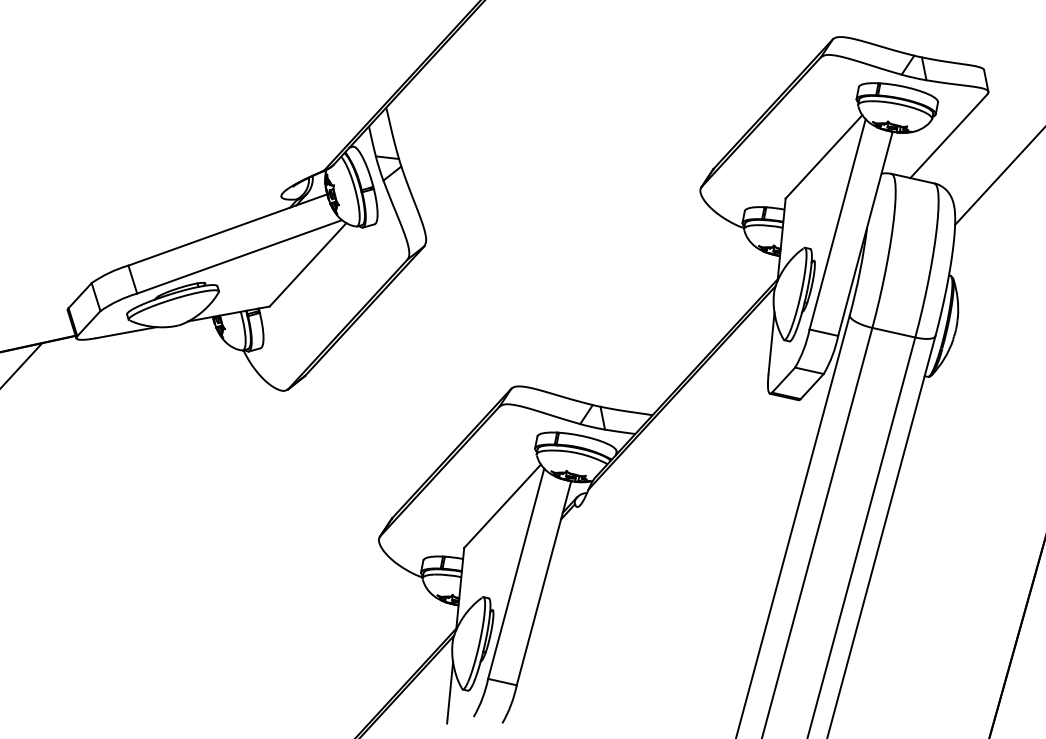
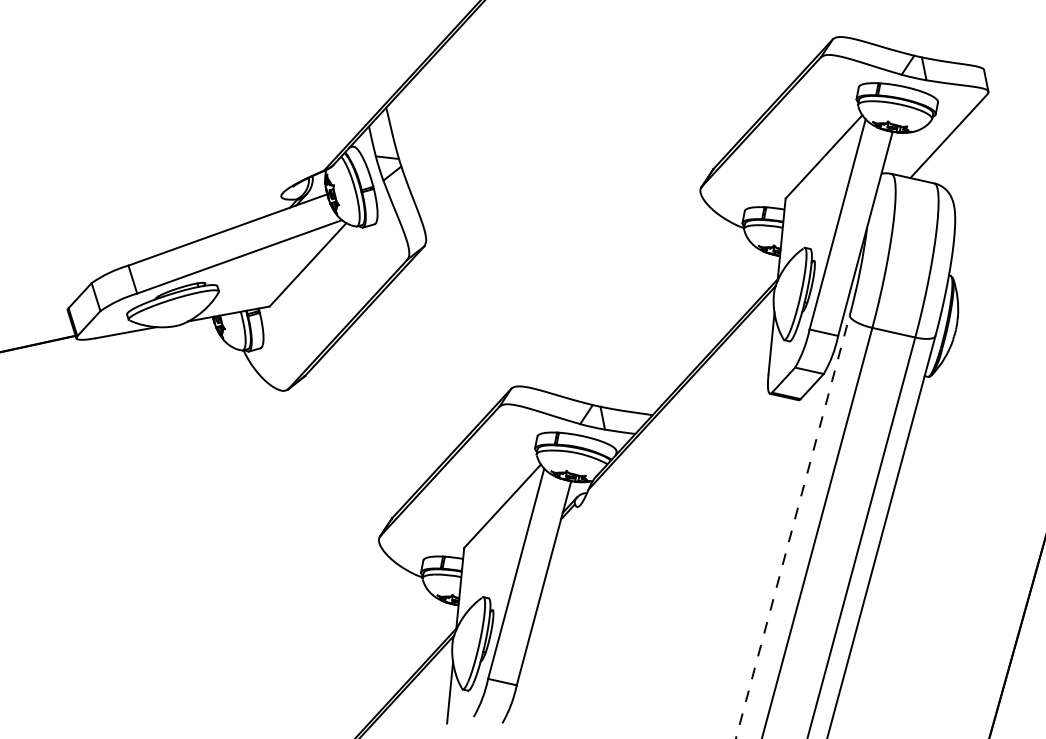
line: present -> none (998, 176)
line: present -> none (22, 364)
line: solid -> dashed (792, 527)
